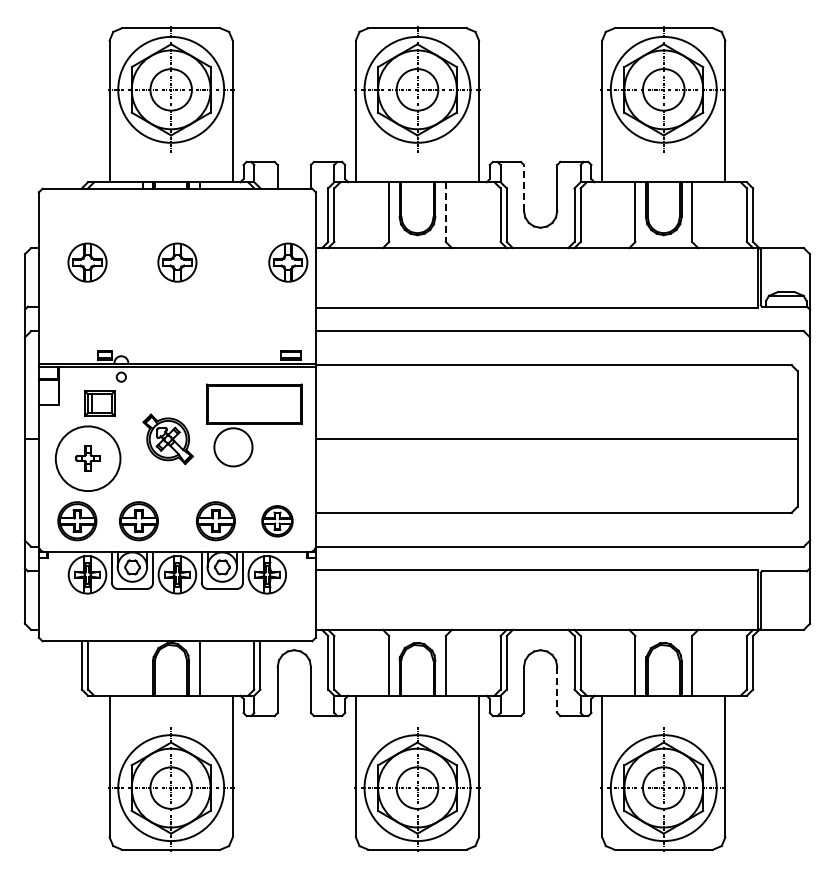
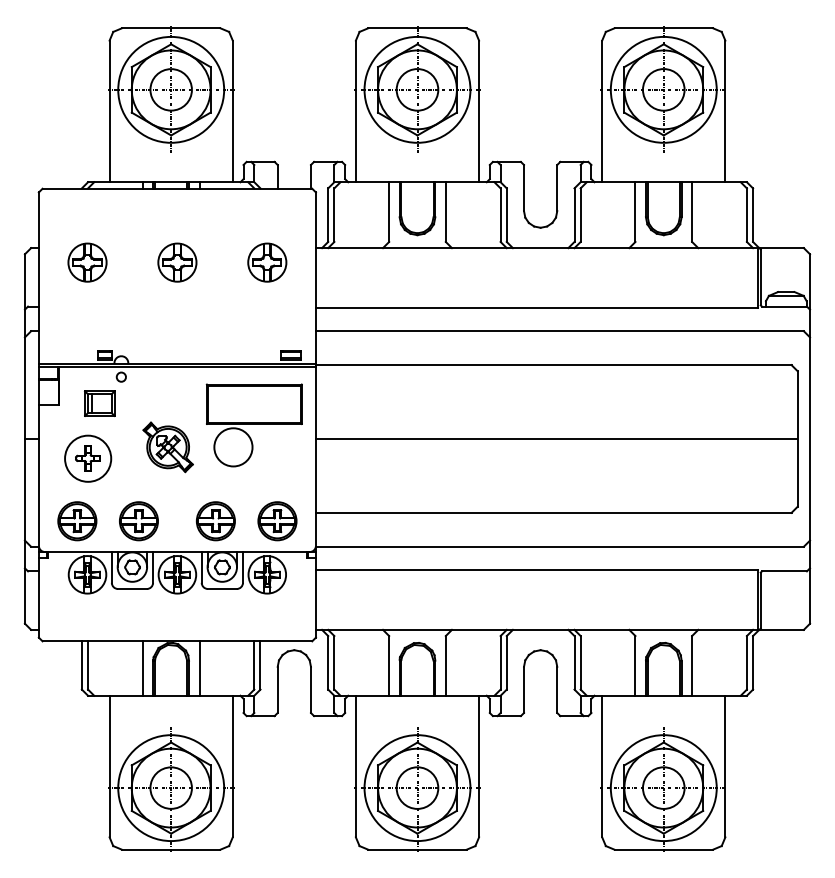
line: dashed -> solid (524, 187)
line: dashed -> solid (445, 212)
part position: (288, 262) -> (267, 262) (267, 262)
part position: (167, 439) -> (167, 447) (167, 447)
circle diameter: 65 px -> 46 px (88, 458)
part size: 33x33 px -> 41x41 px (277, 521)
line: none -> present (142, 668)
line: dashed -> solid (557, 690)
